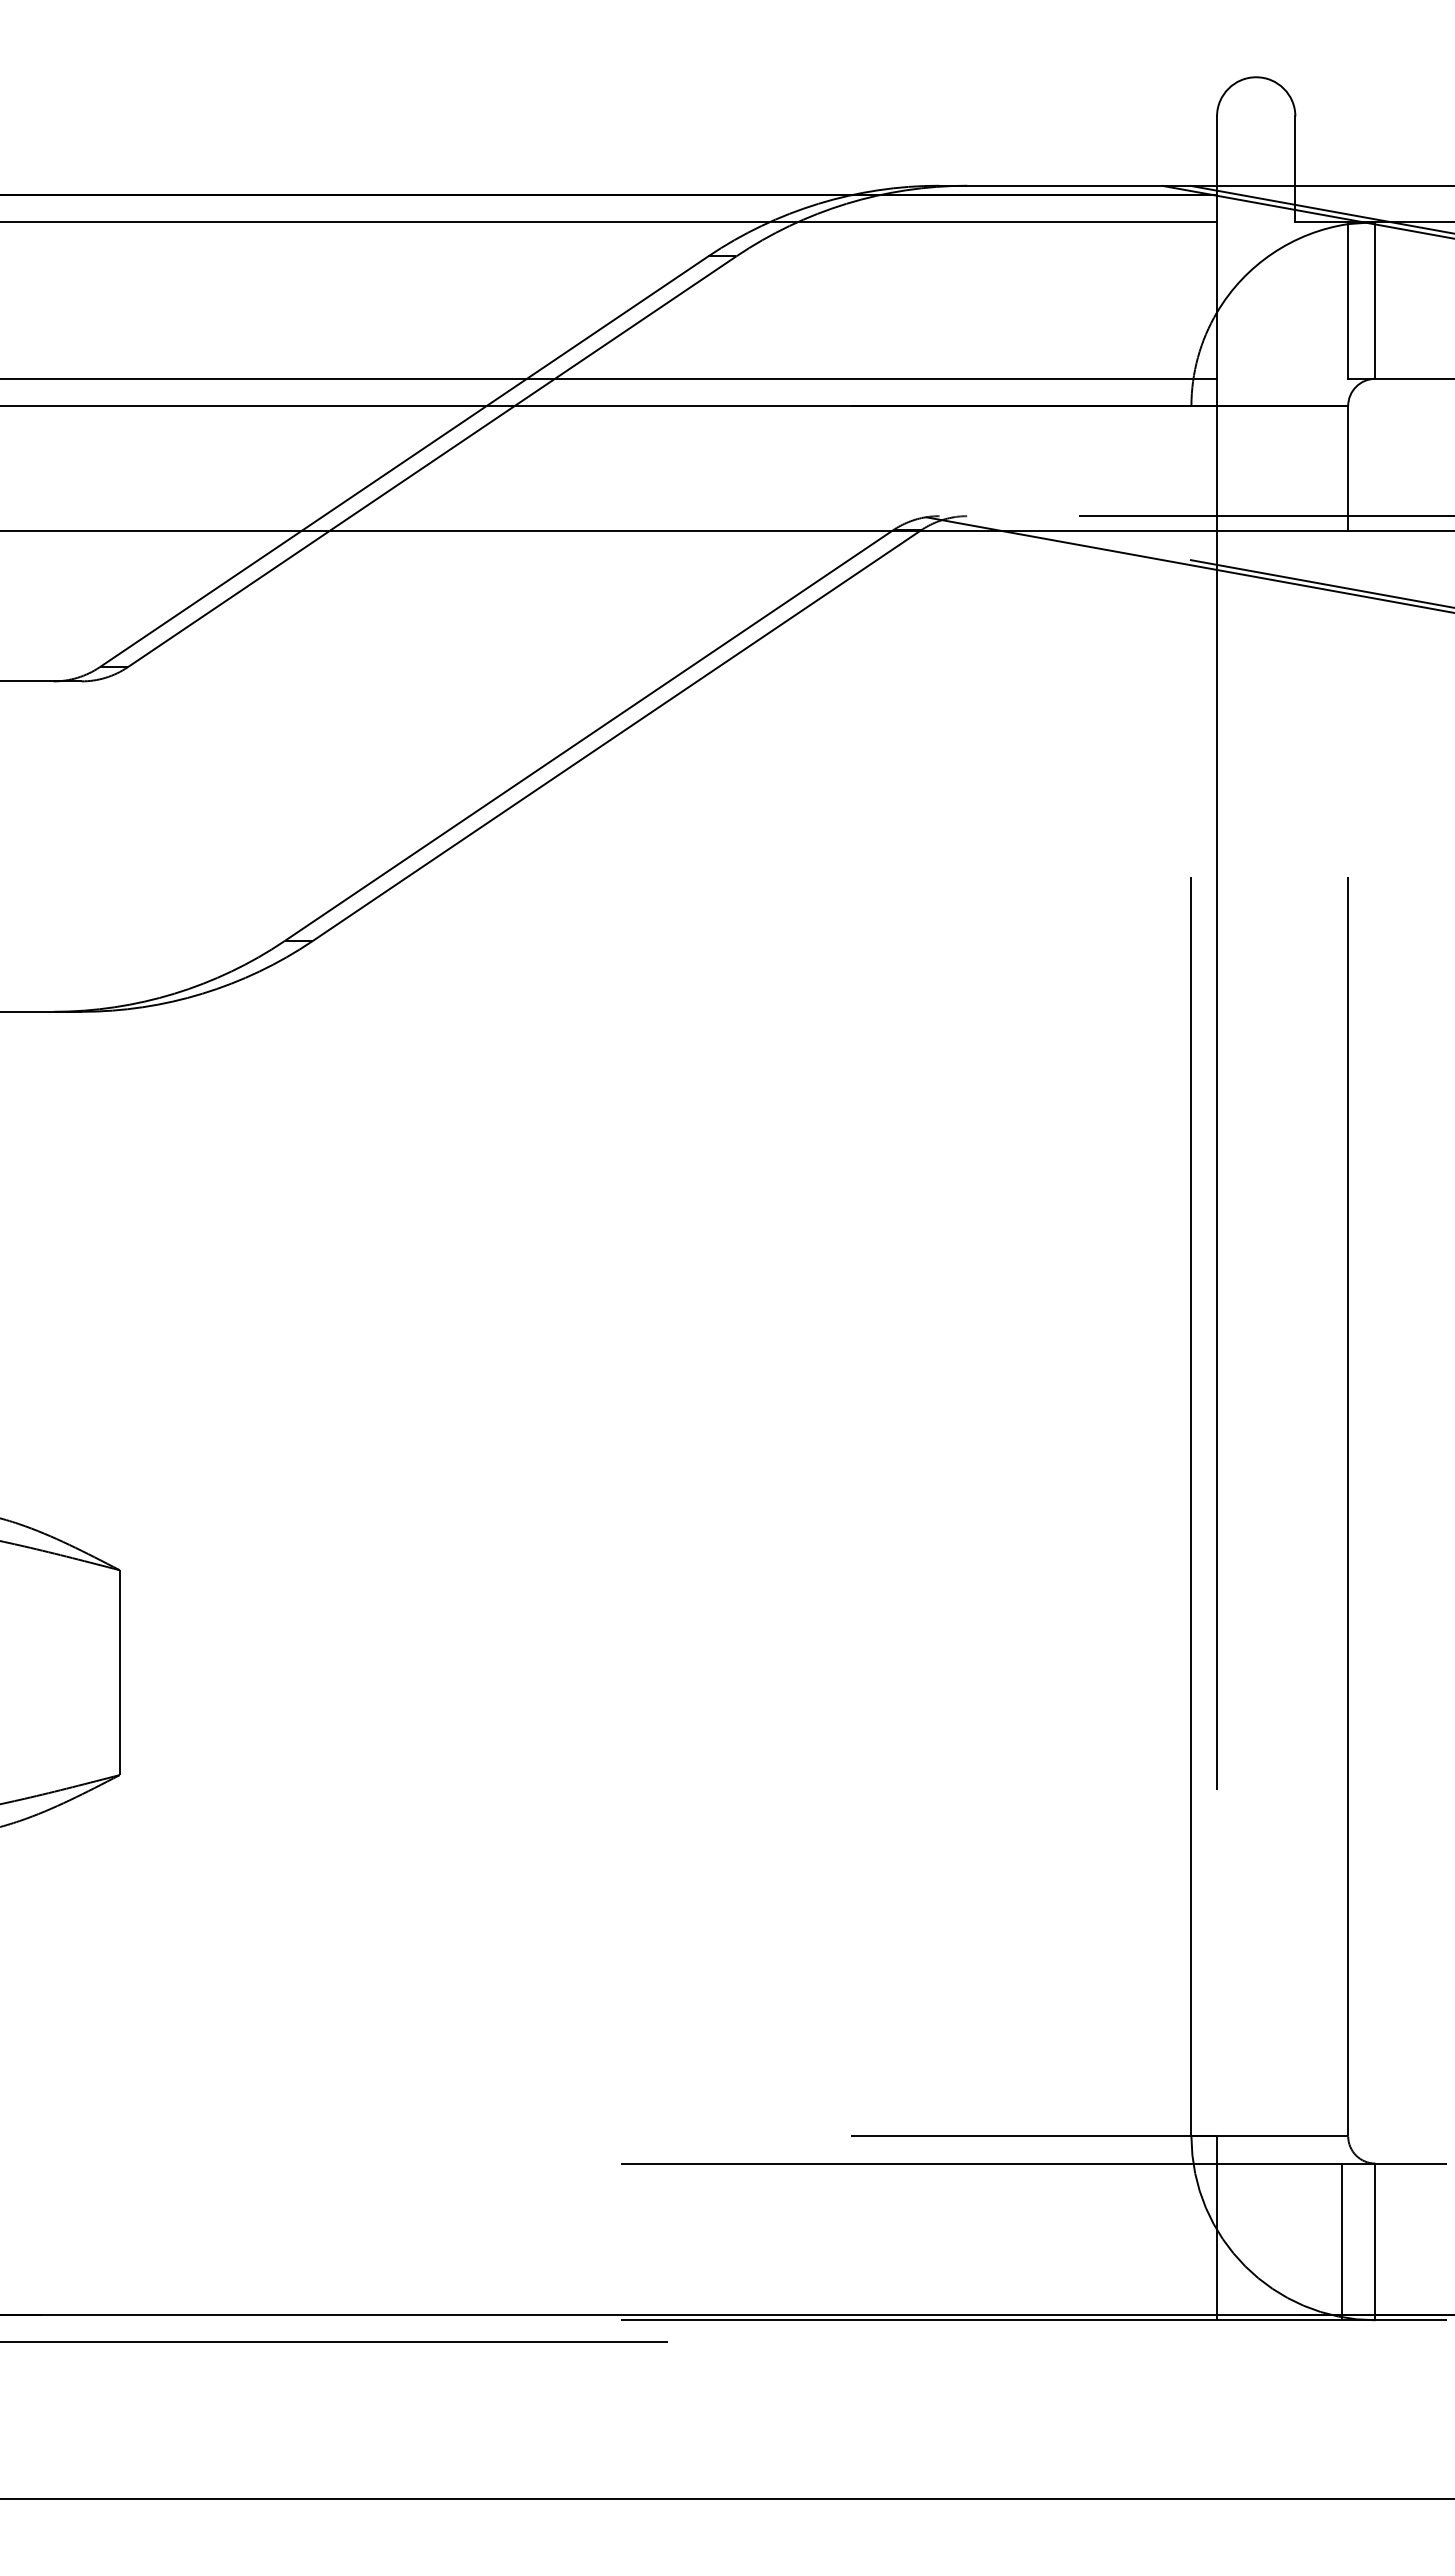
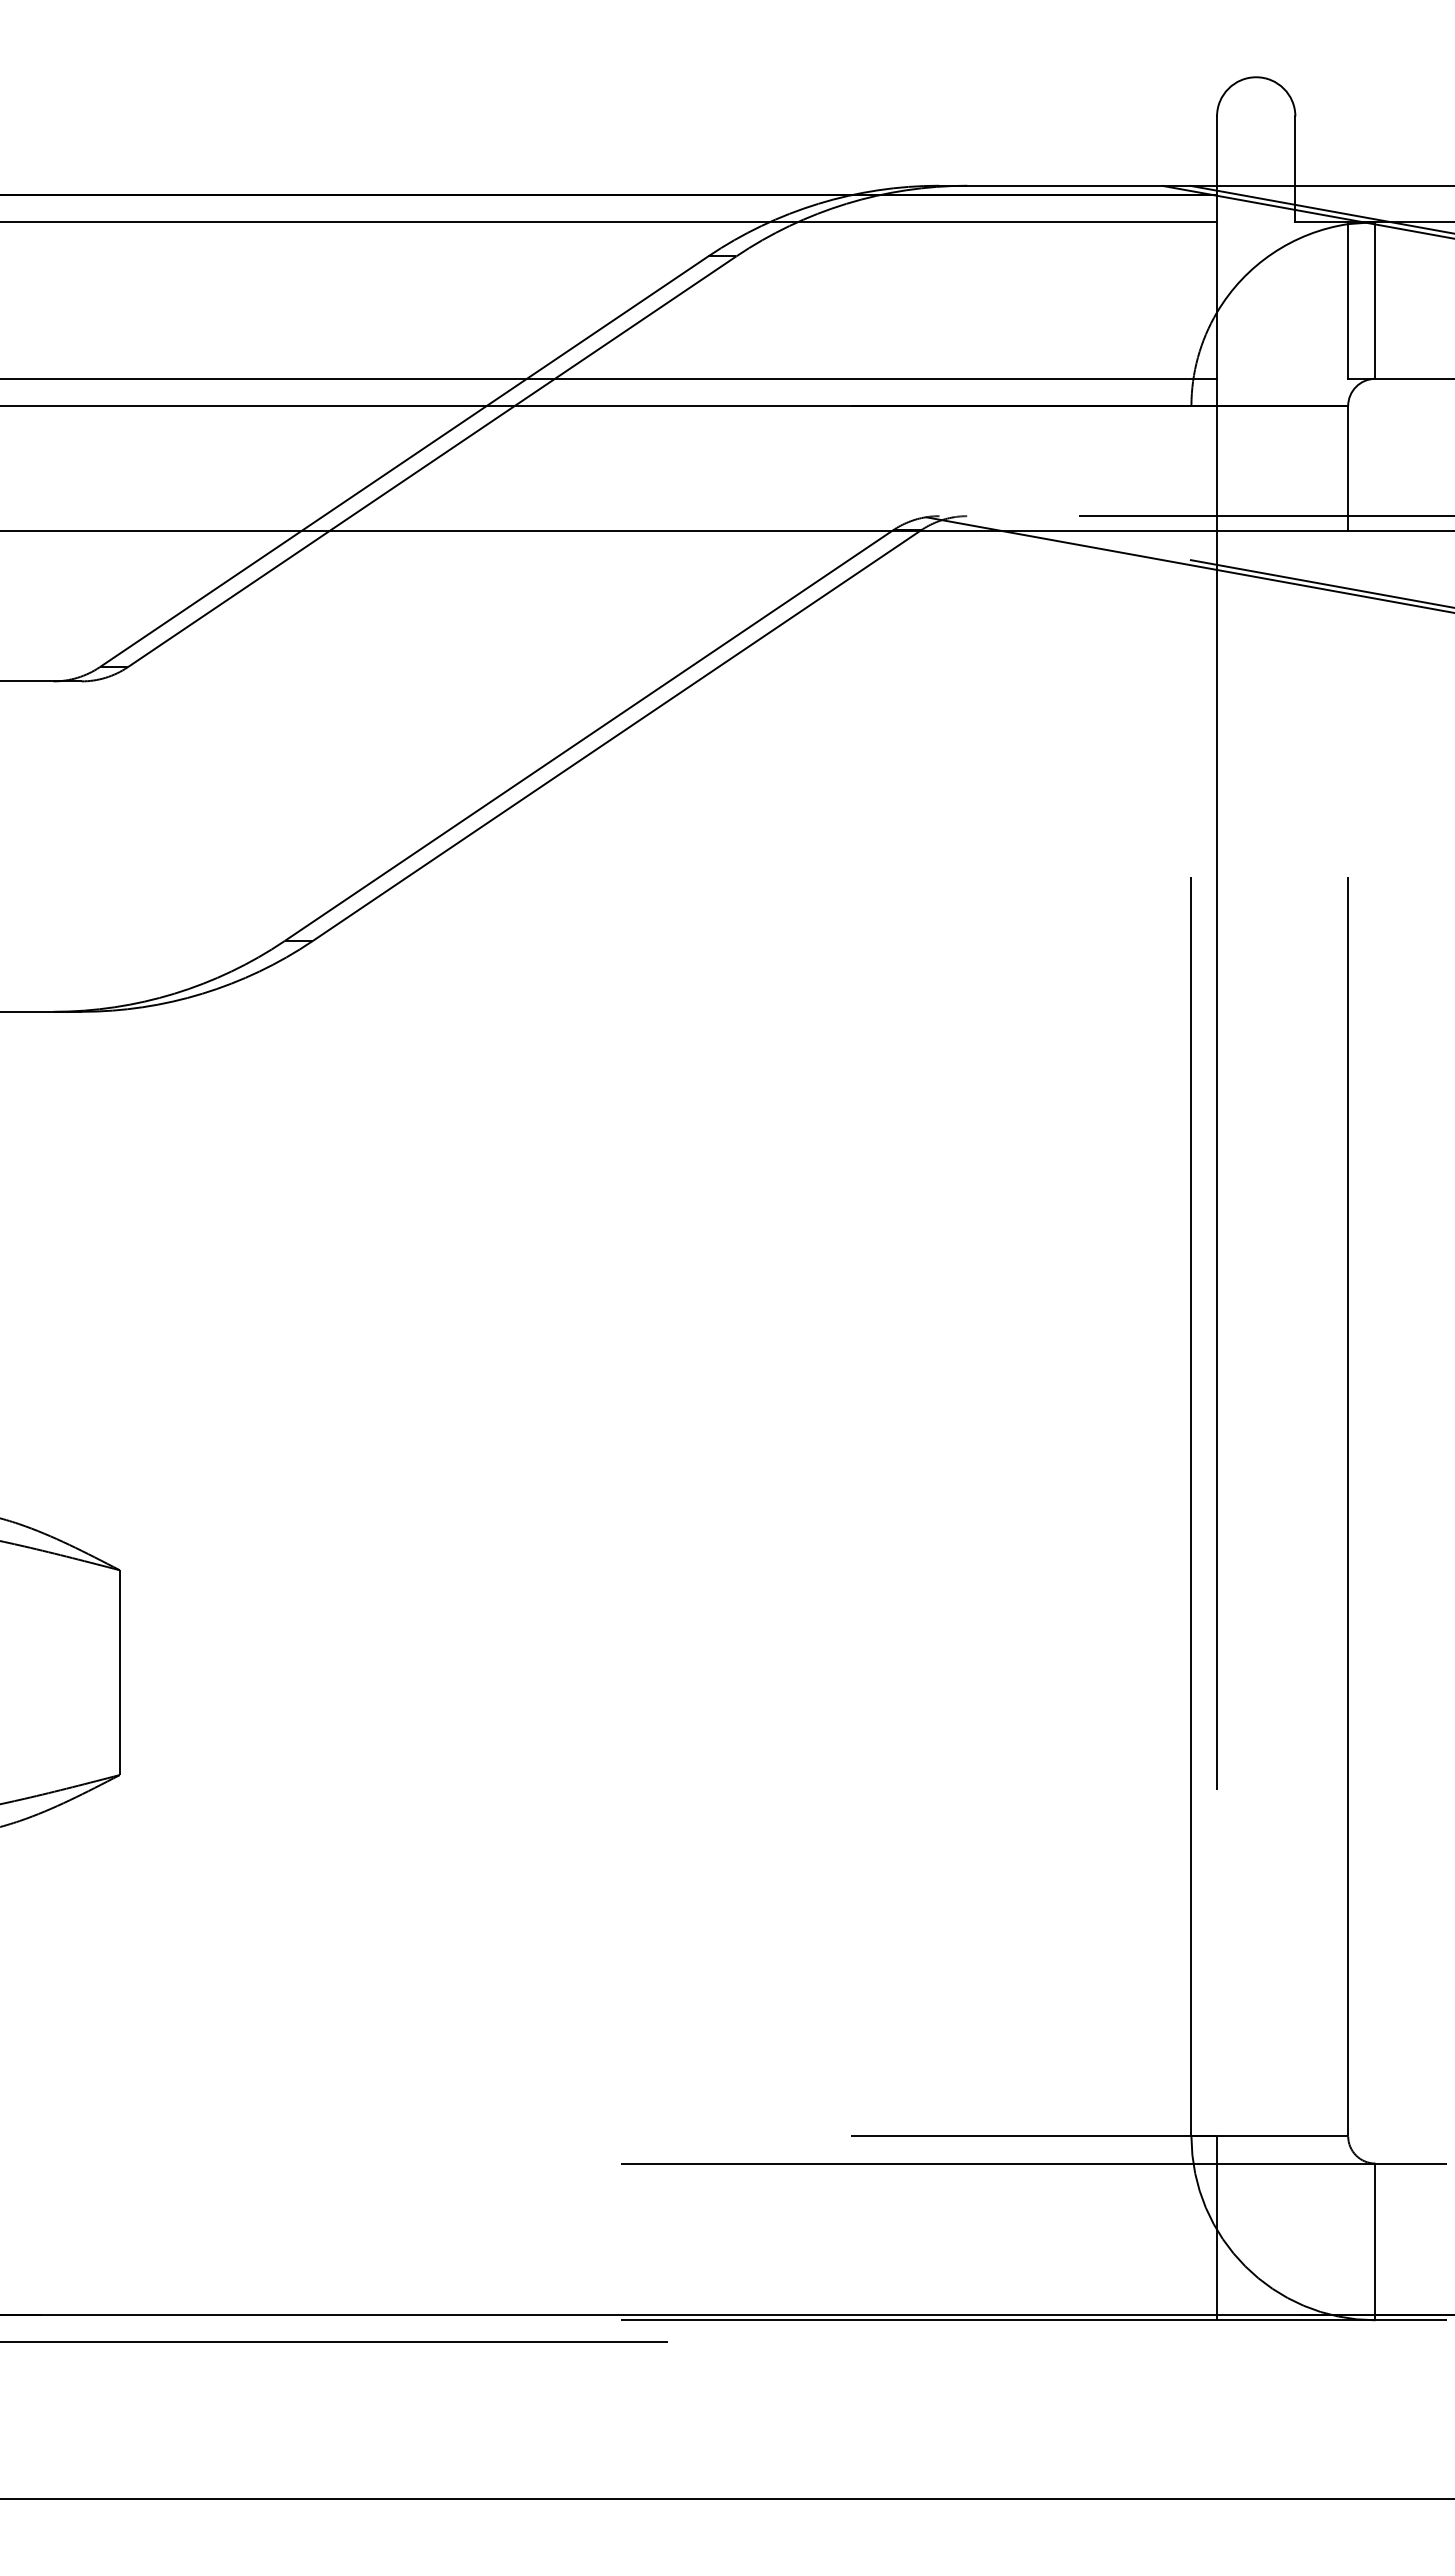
line: present -> none (1341, 2241)
